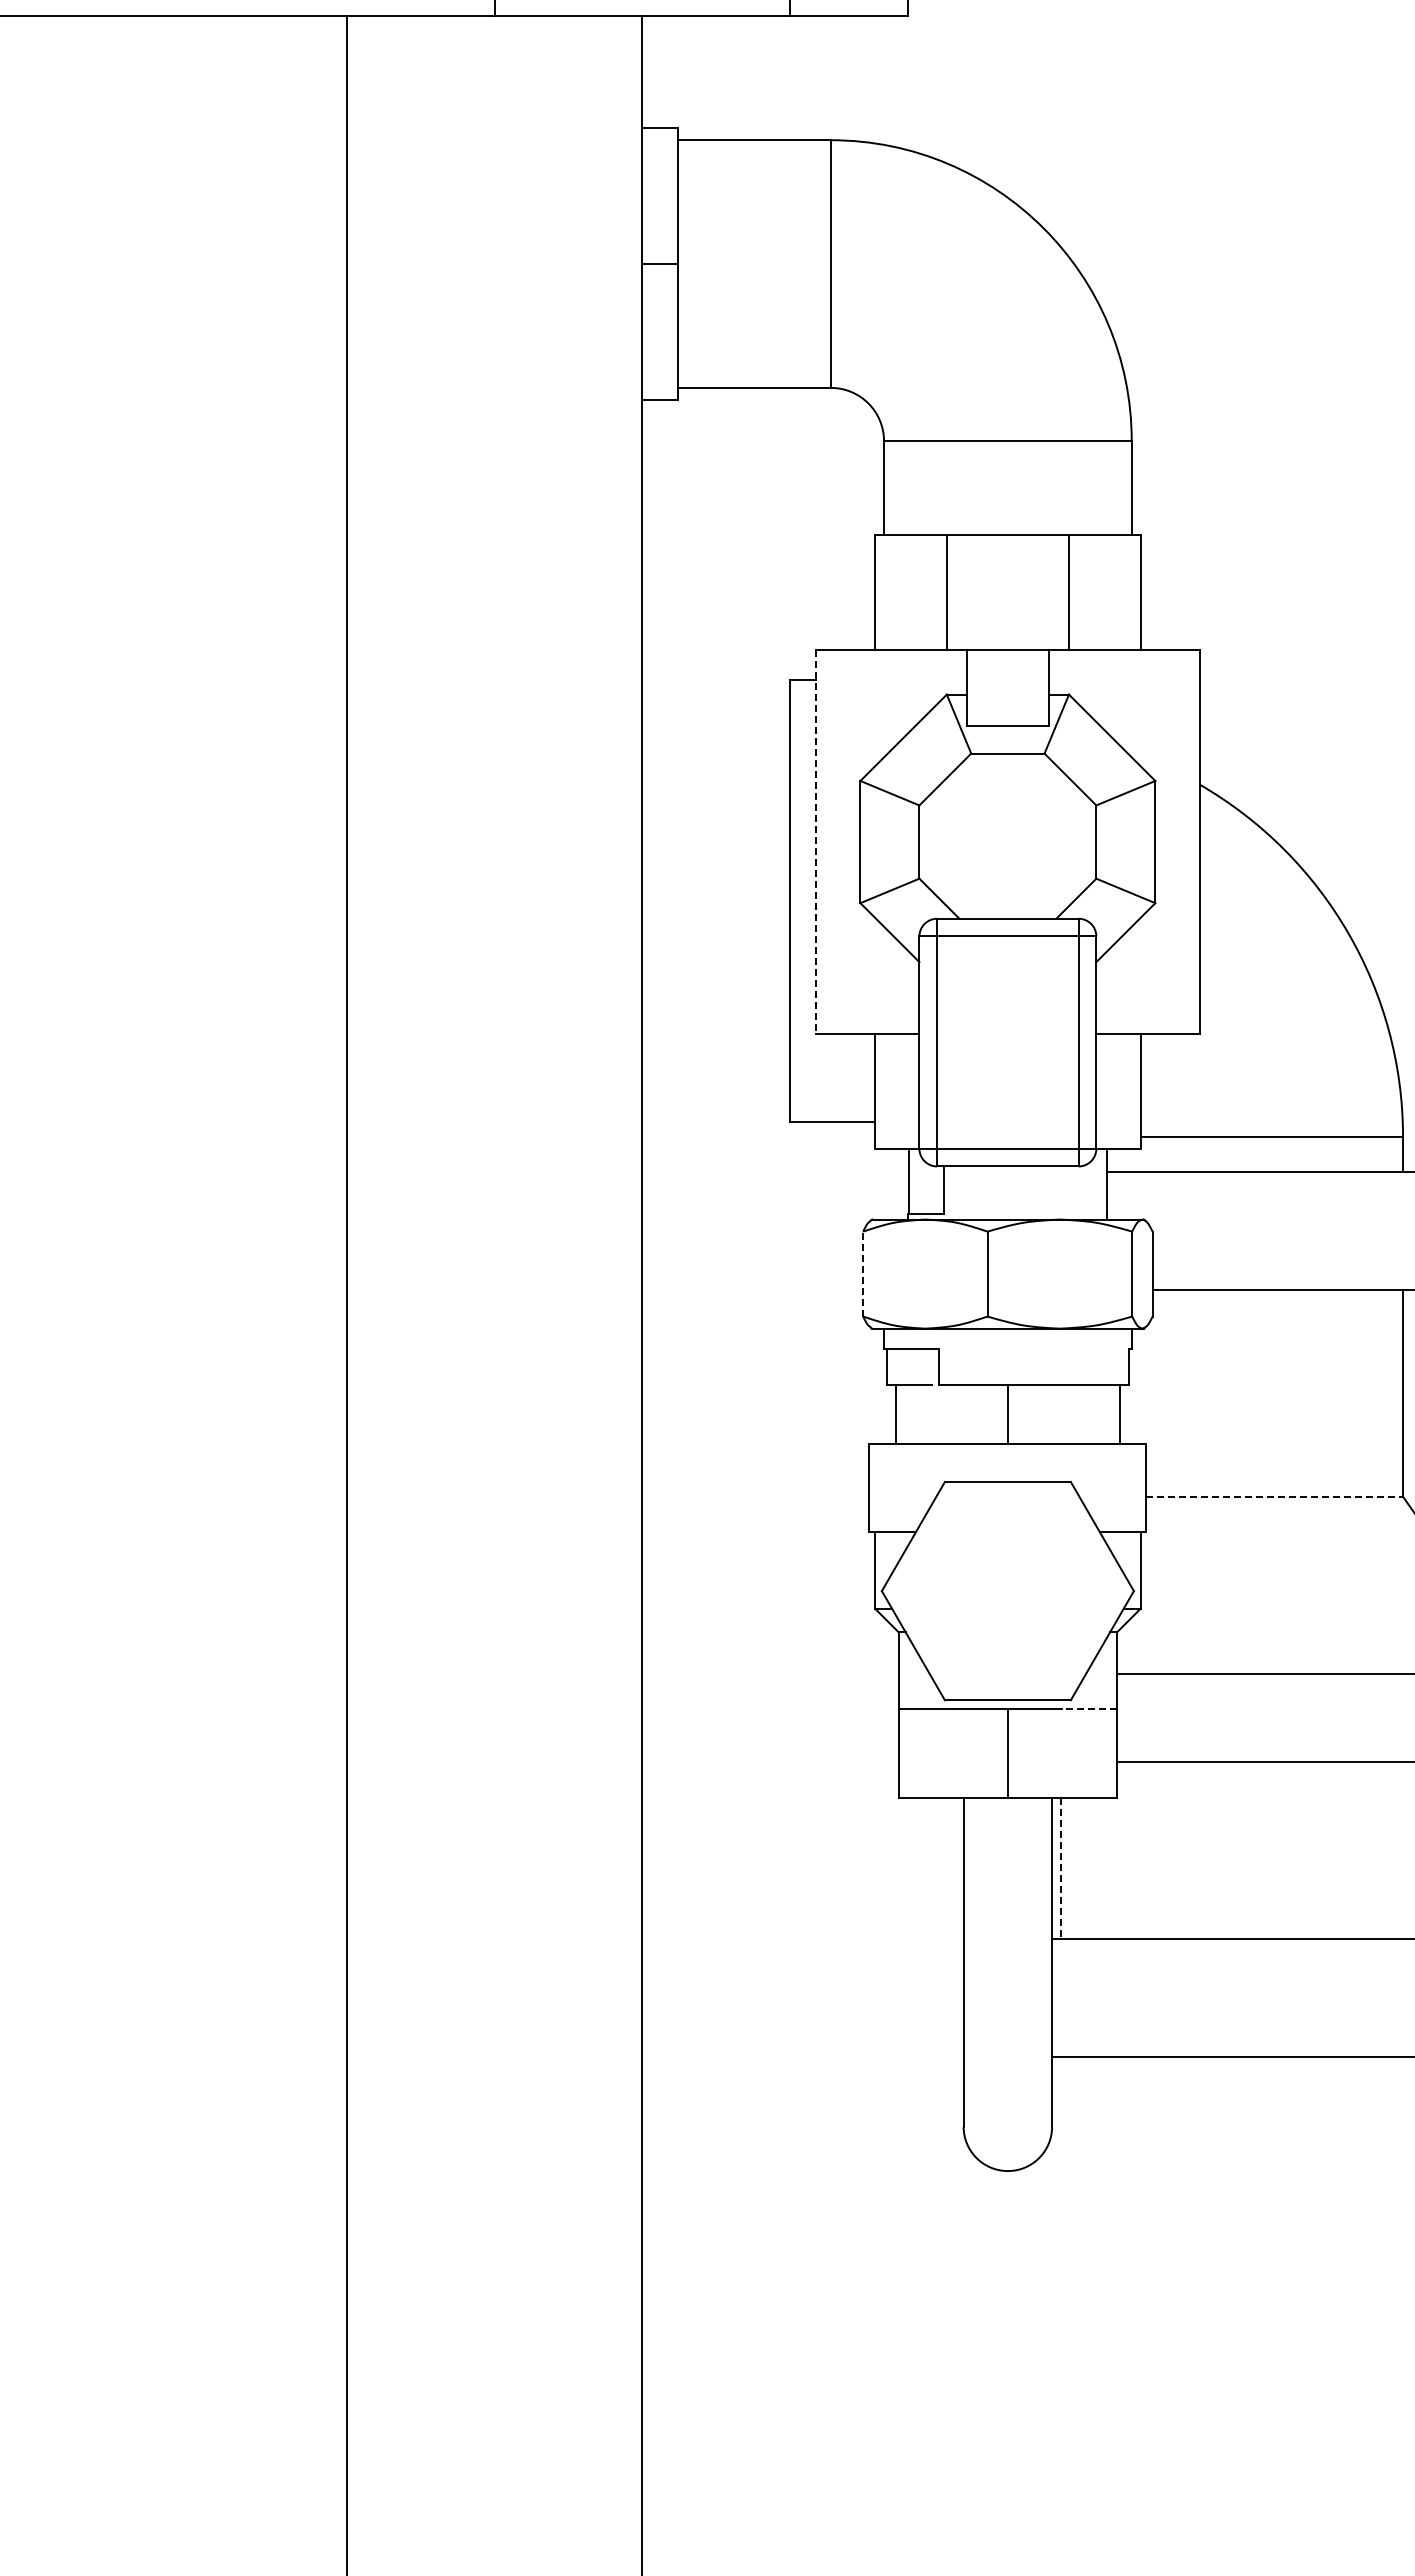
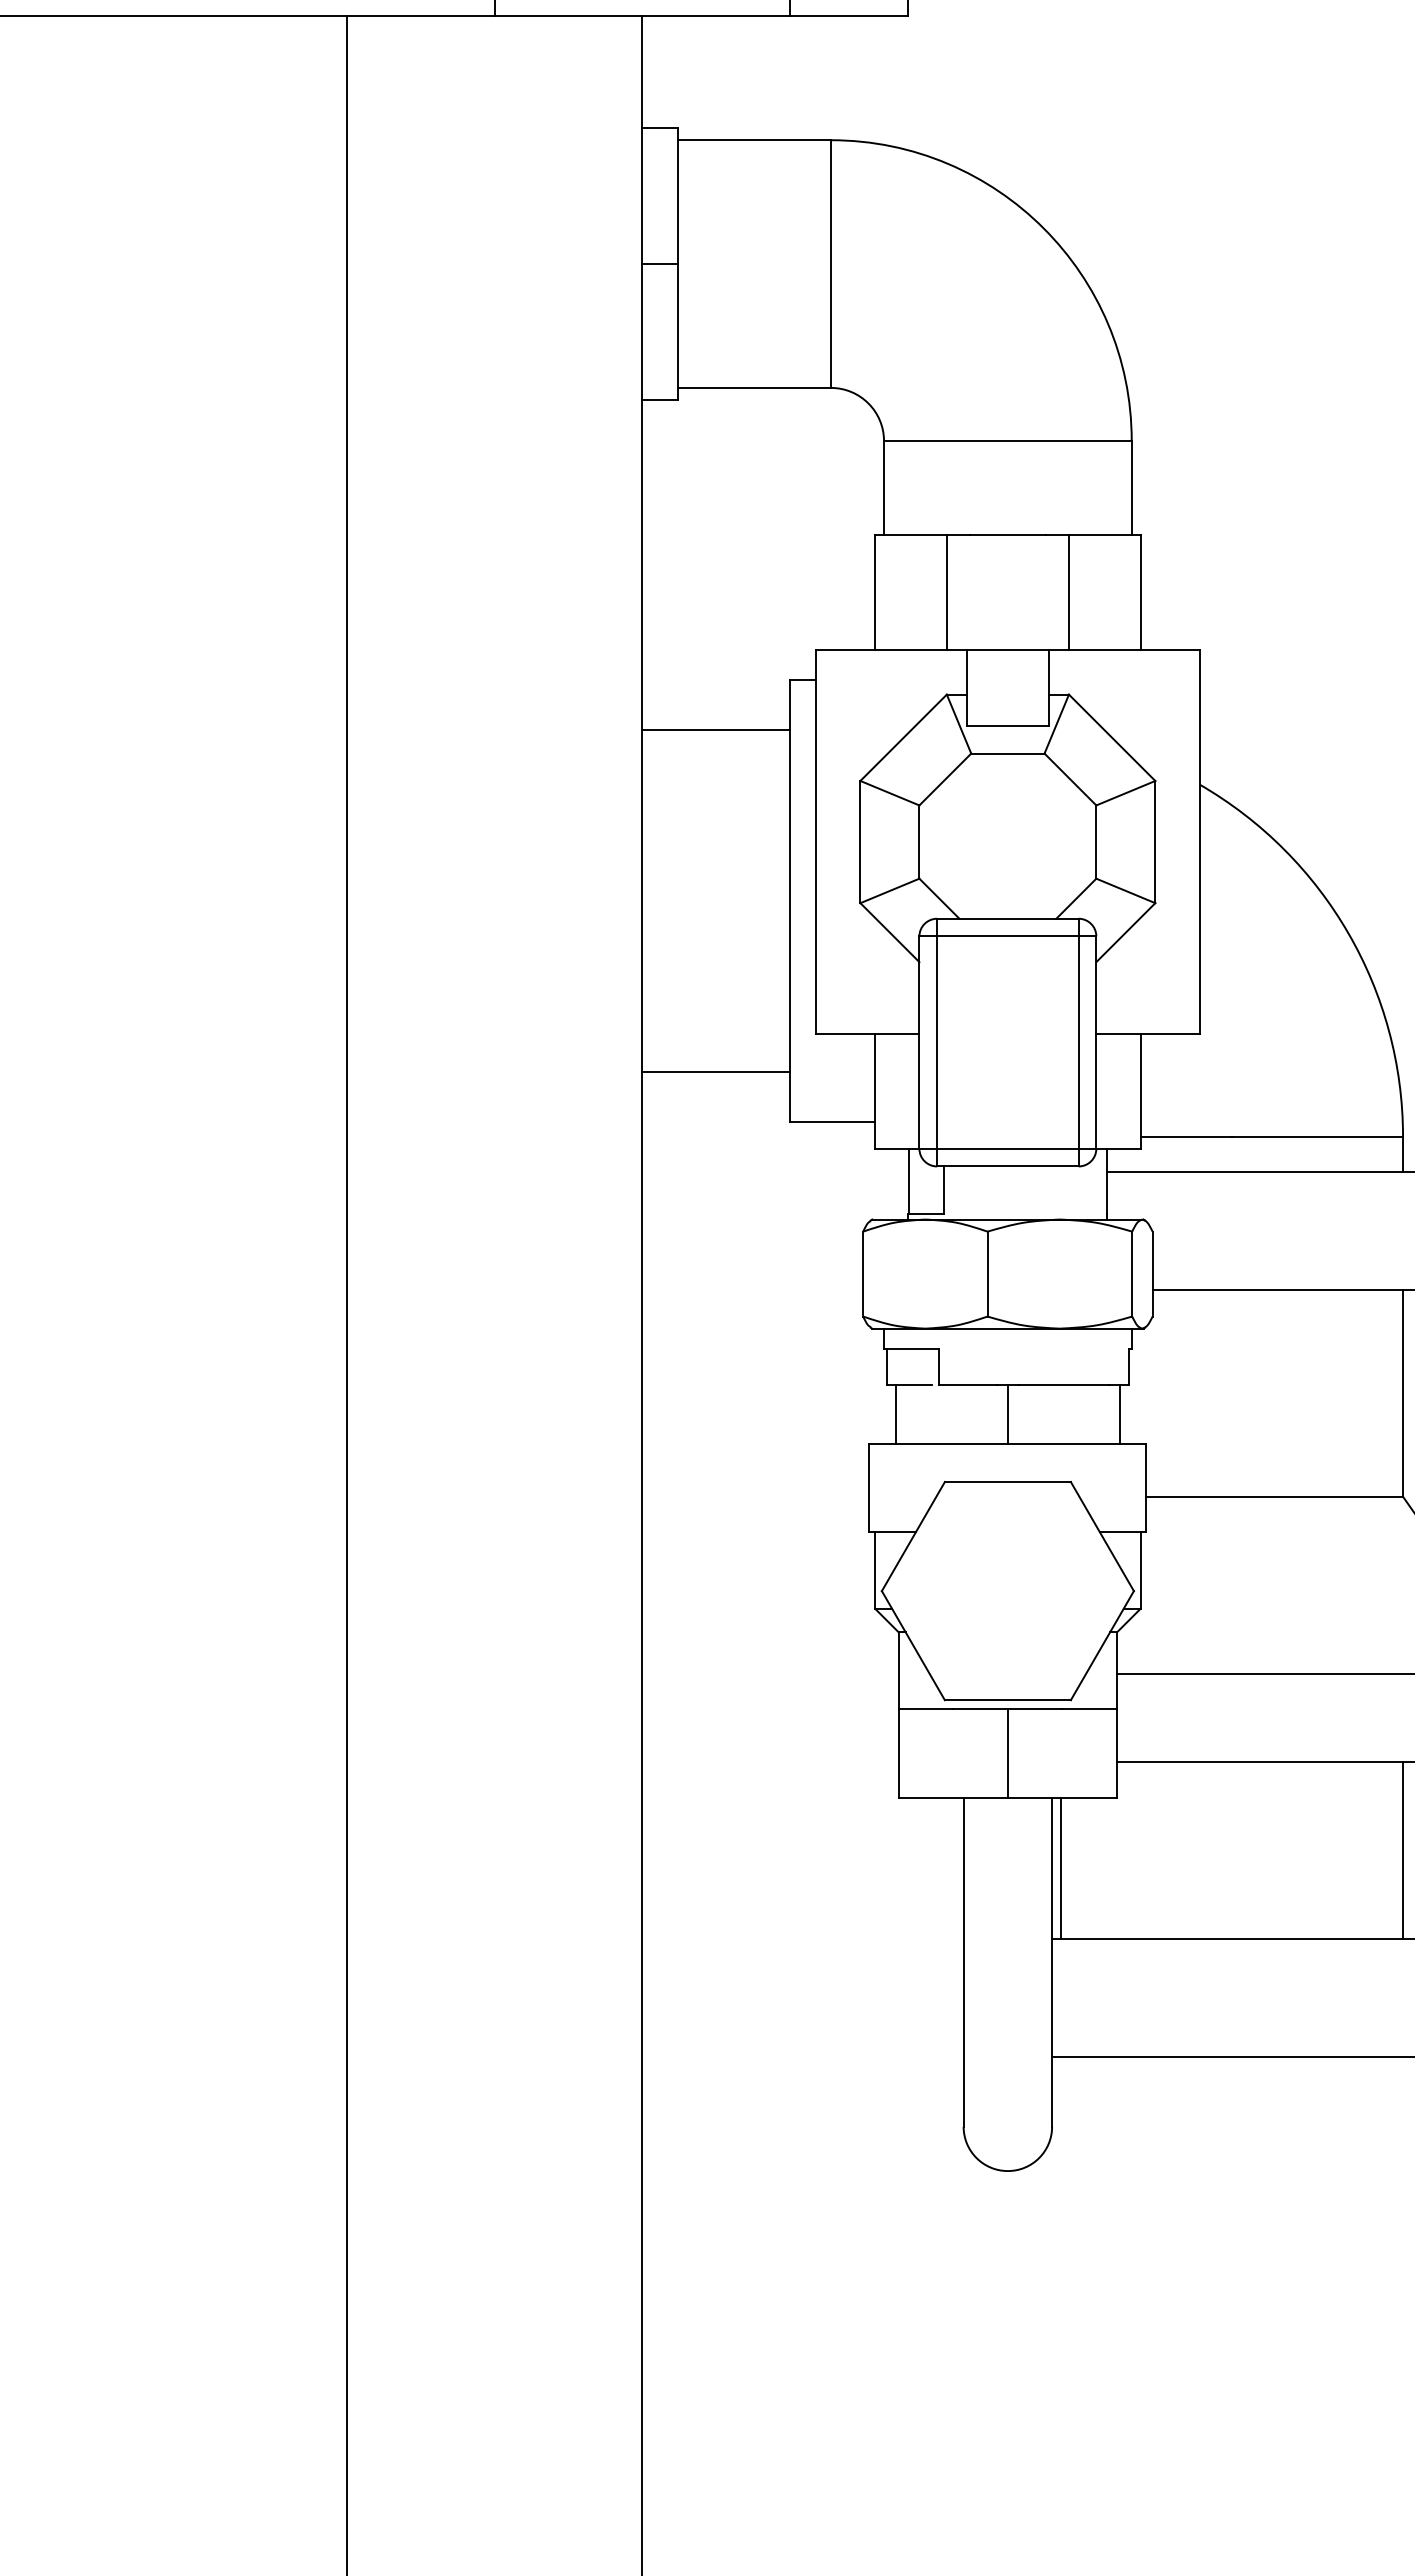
line: none -> present (715, 730)
line: dashed -> solid (816, 842)
line: none -> present (715, 1072)
line: dashed -> solid (863, 1273)
line: dashed -> solid (1275, 1496)
line: dashed -> solid (1089, 1709)
line: none -> present (1403, 1850)
line: dashed -> solid (1060, 1868)
